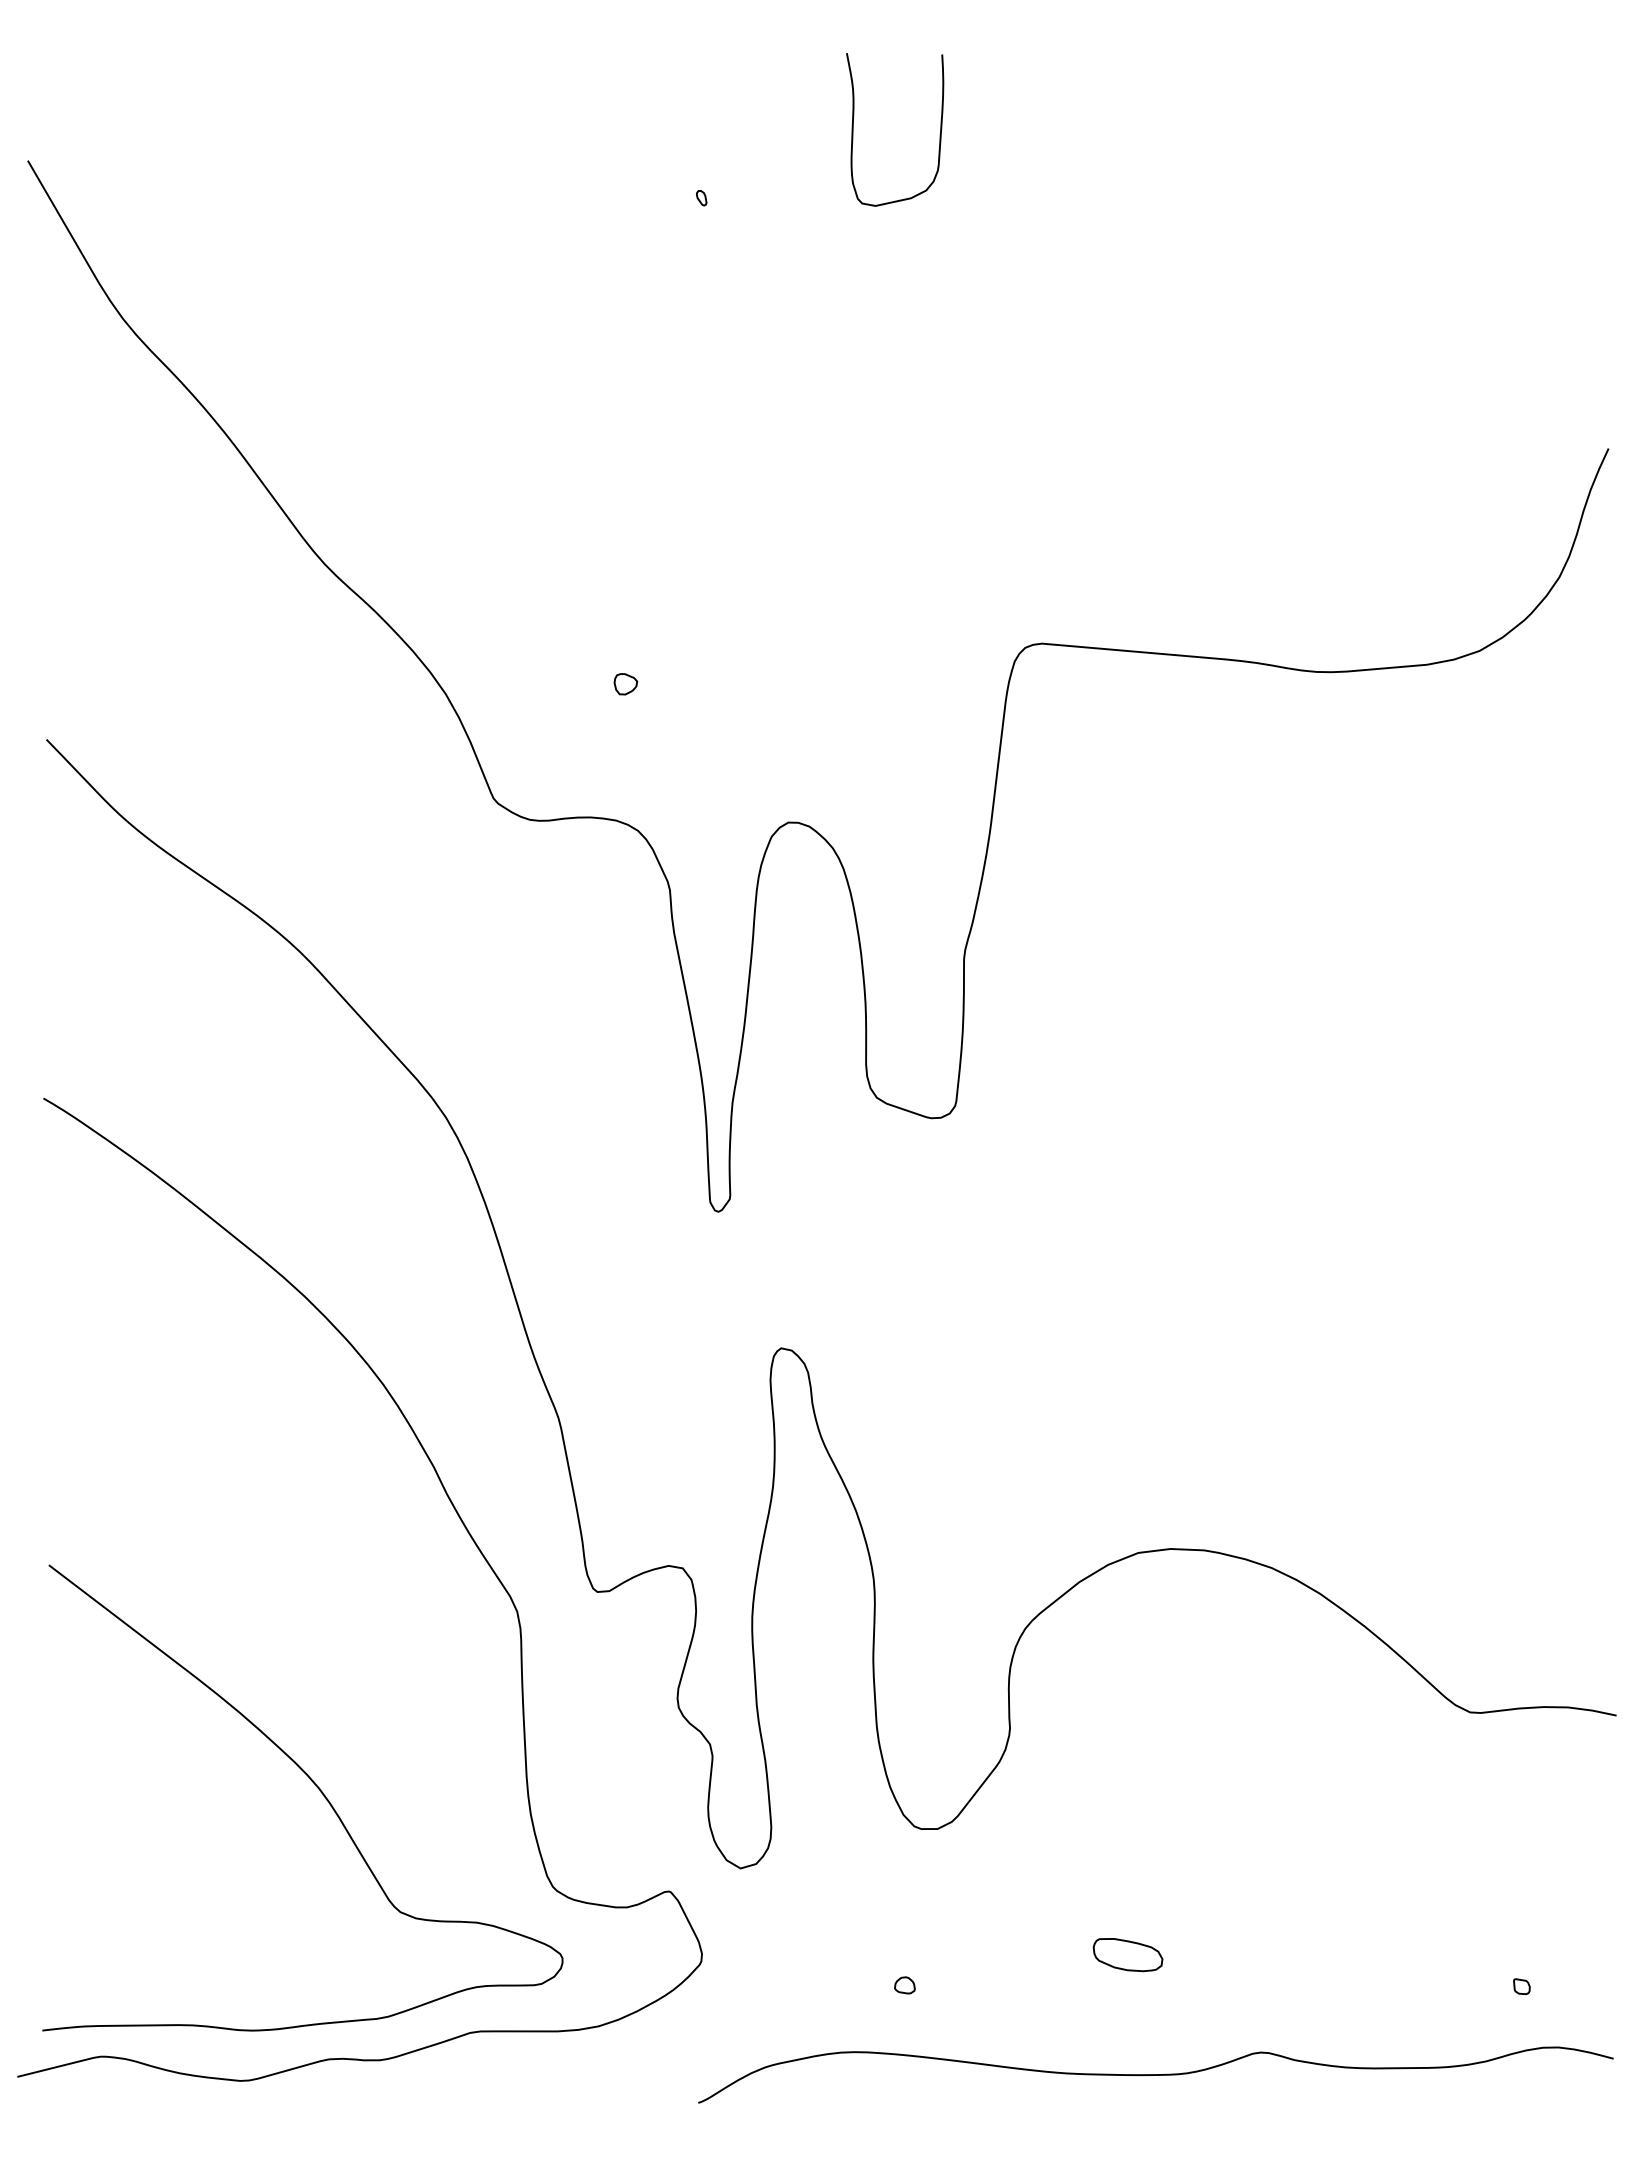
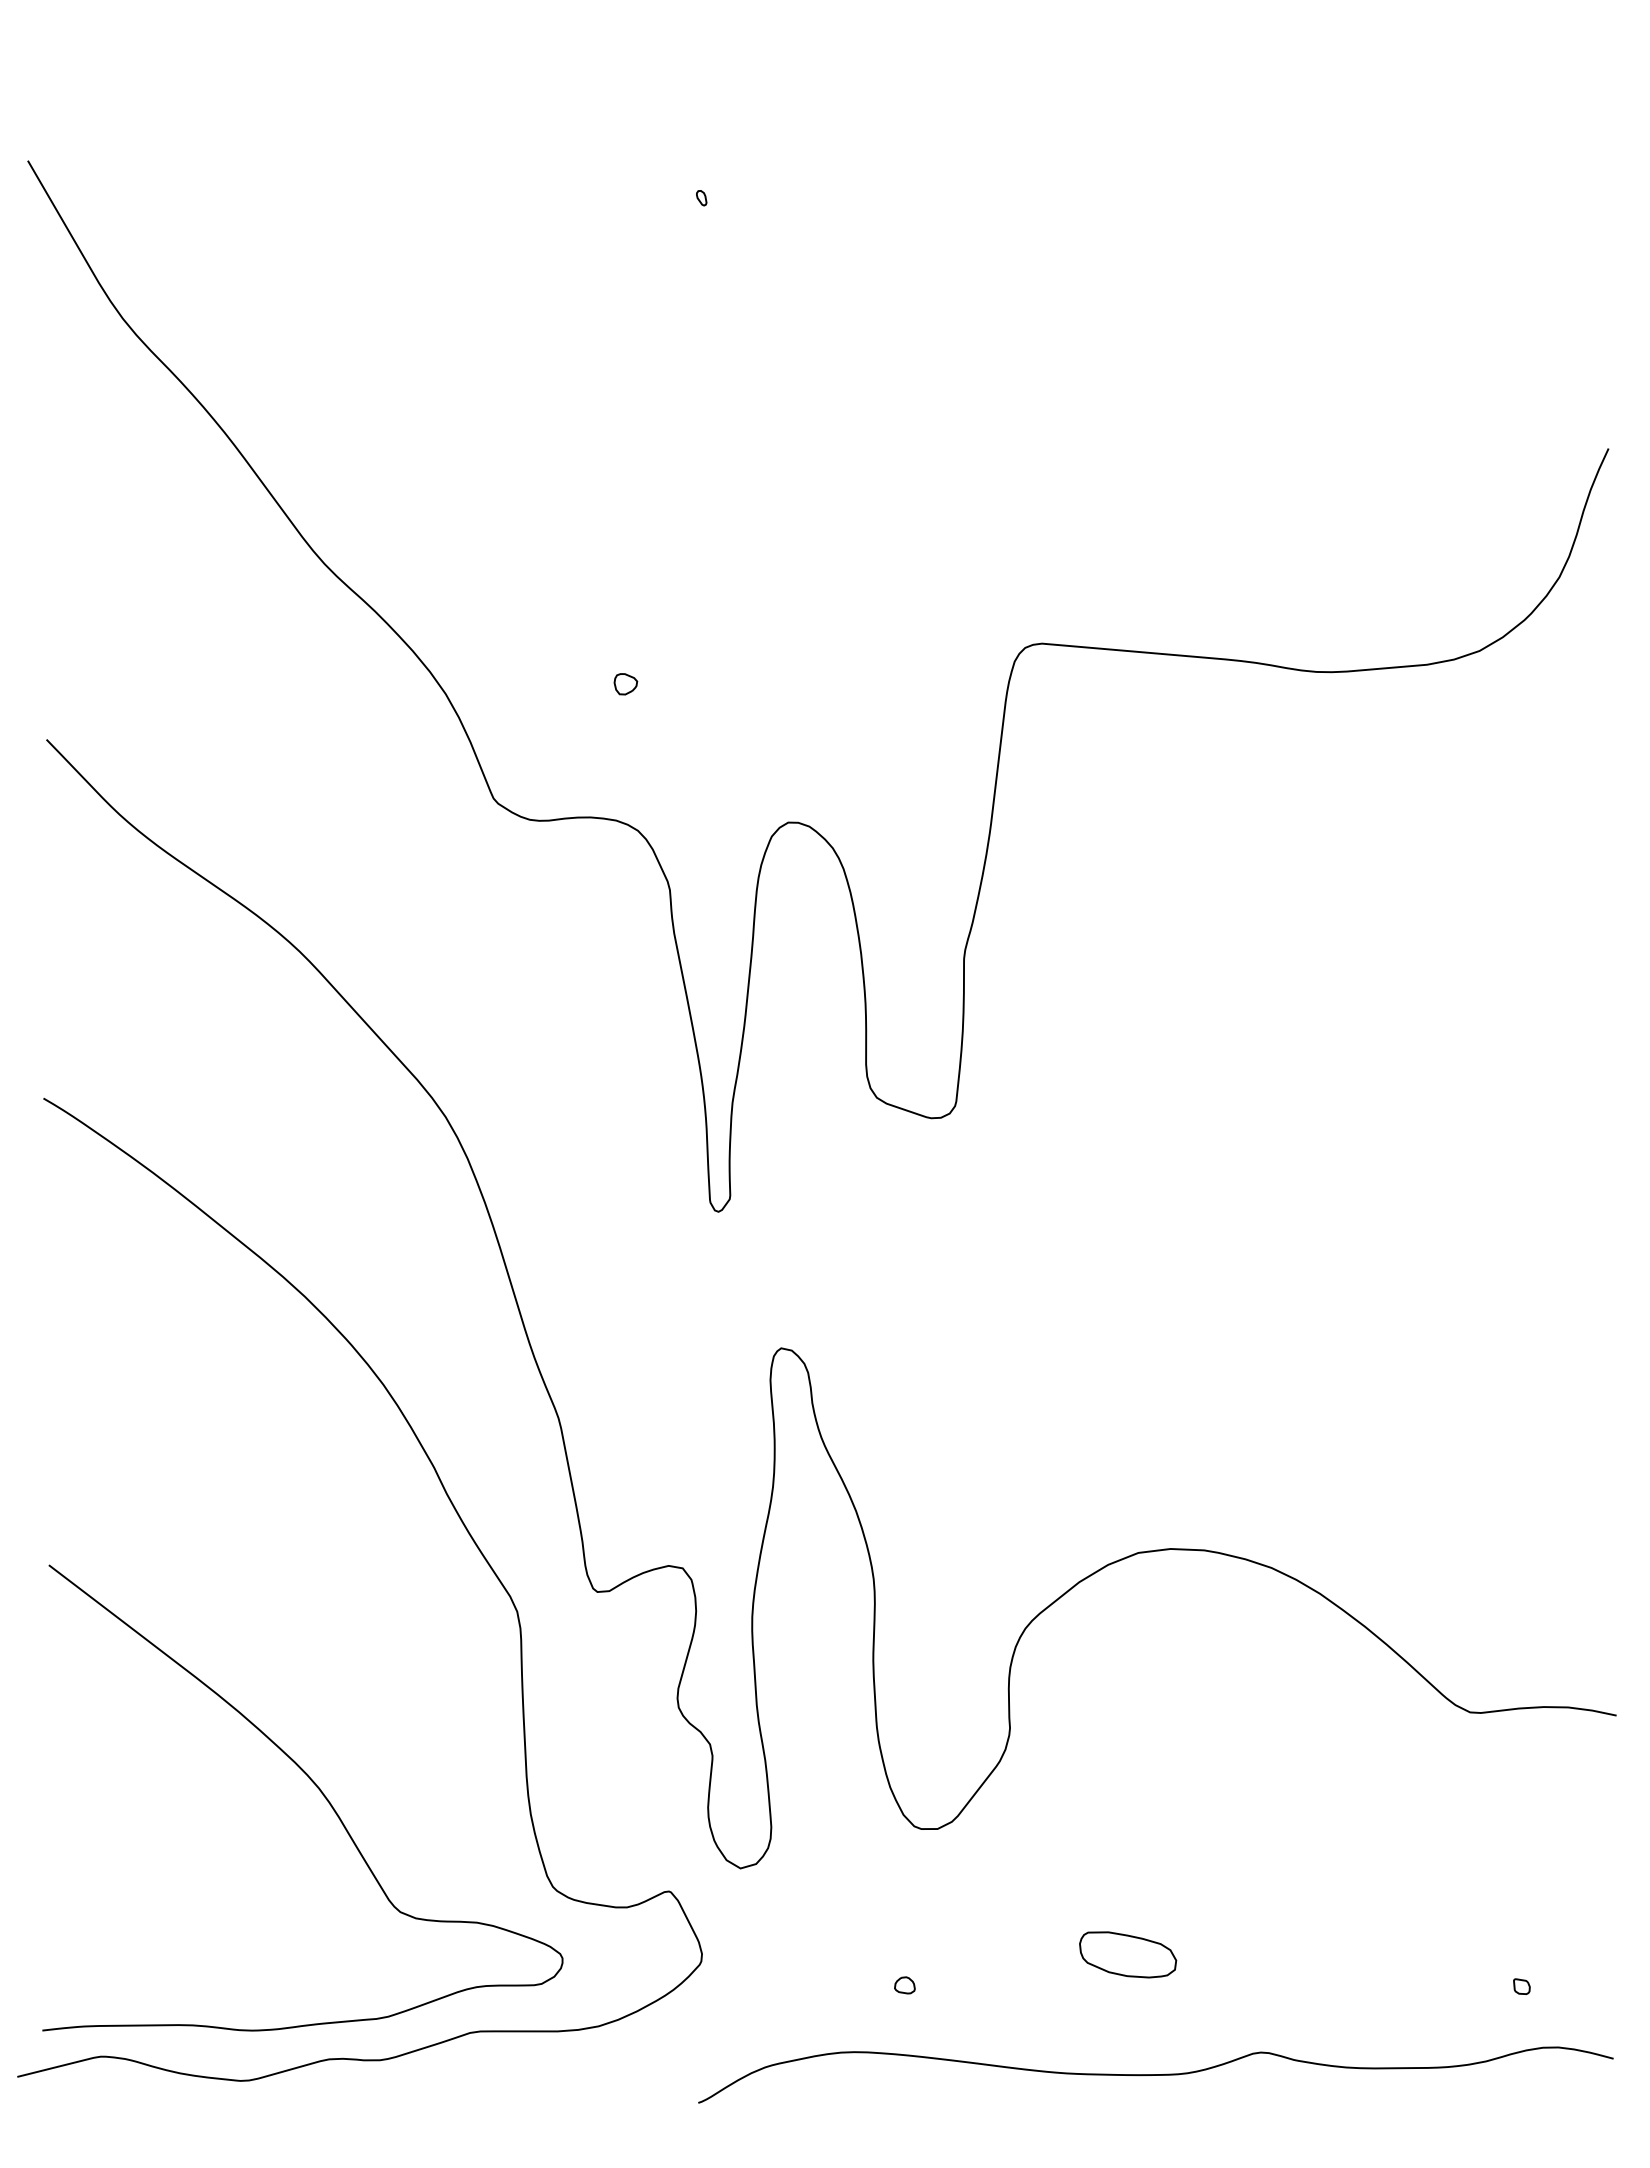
curve: present -> none (853, 129)
part size: 72x35 px -> 99x48 px (1128, 1954)
